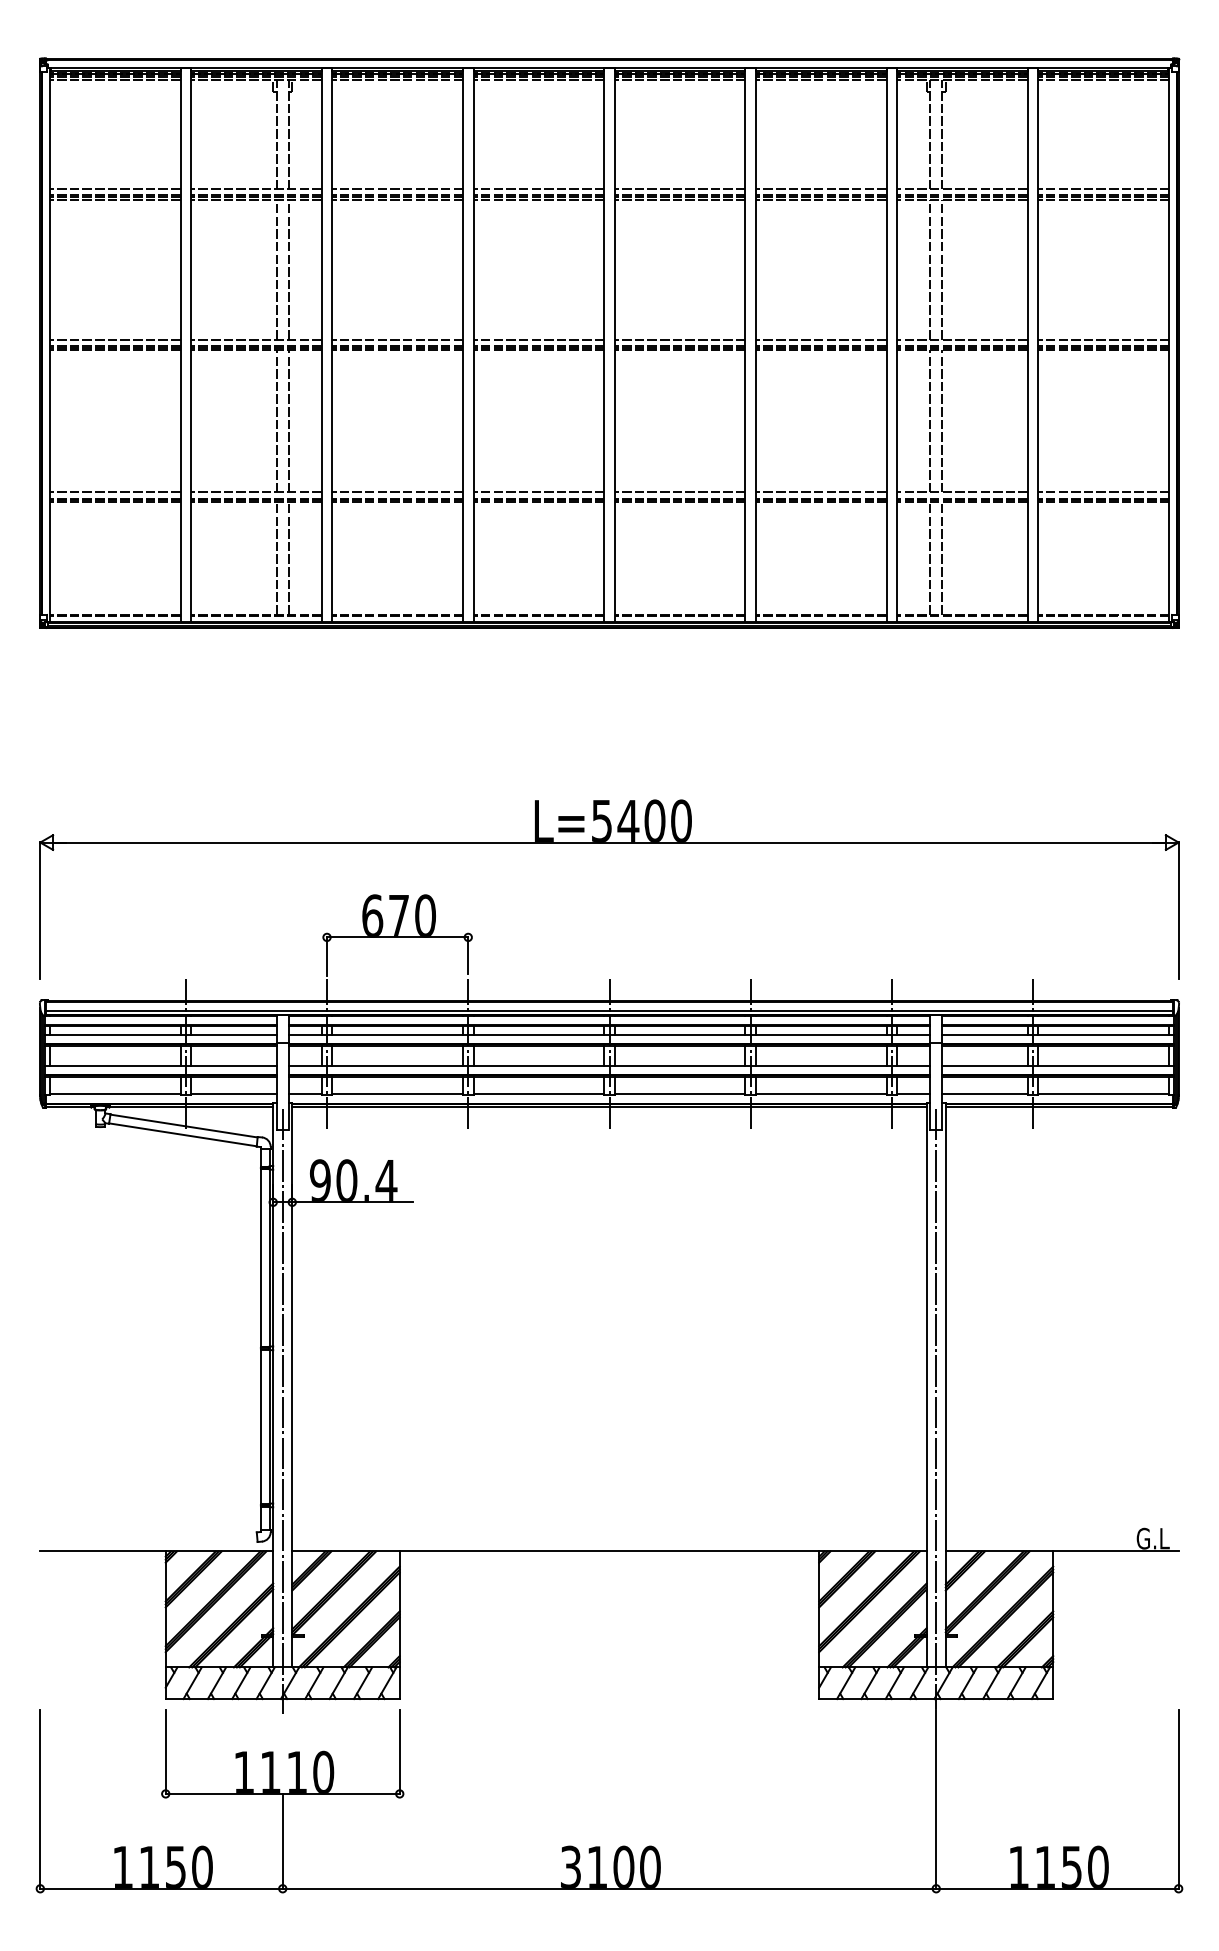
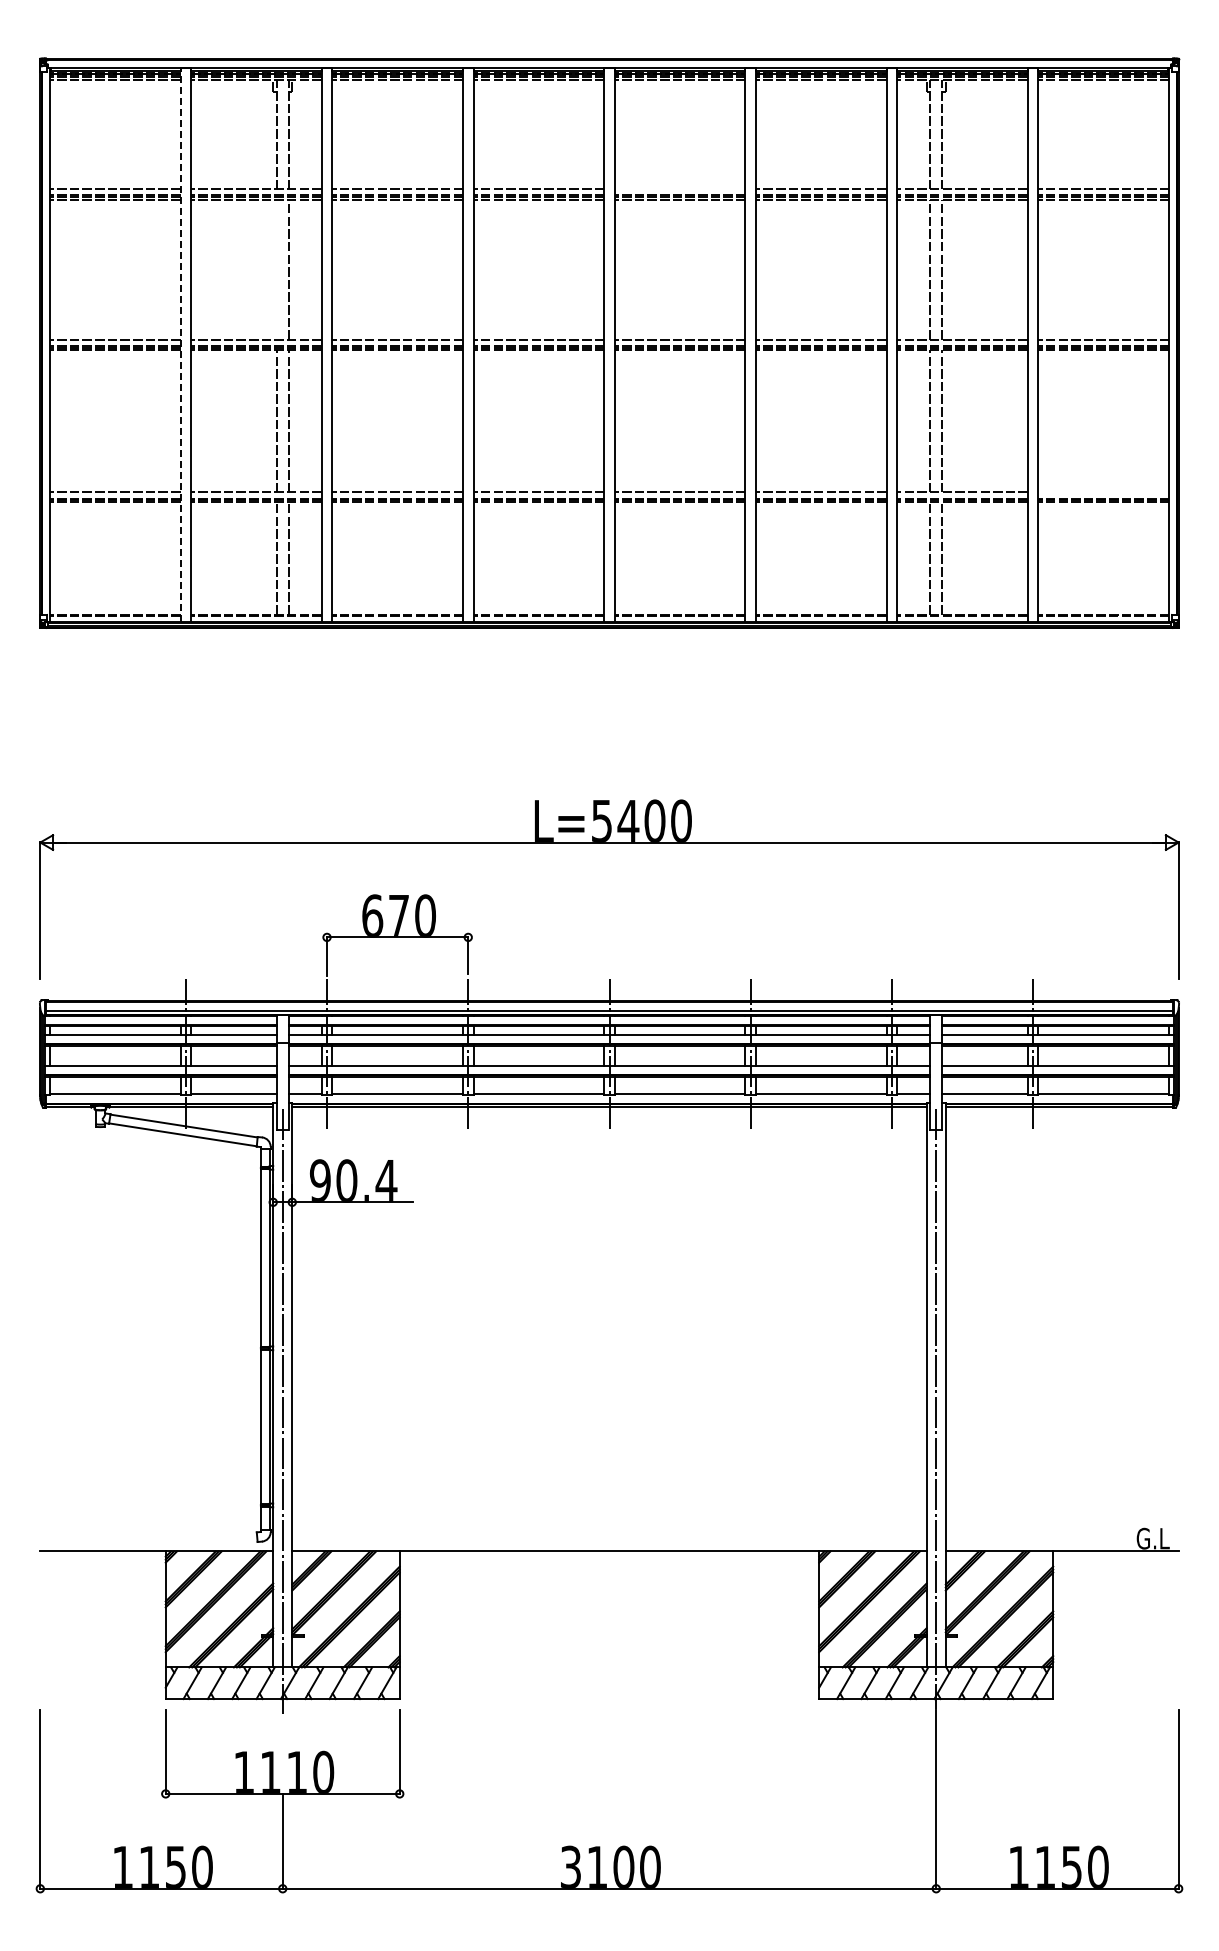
line: present -> none (679, 189)
line: present -> none (276, 269)
line: solid -> dashed (180, 344)
line: present -> none (1103, 492)
